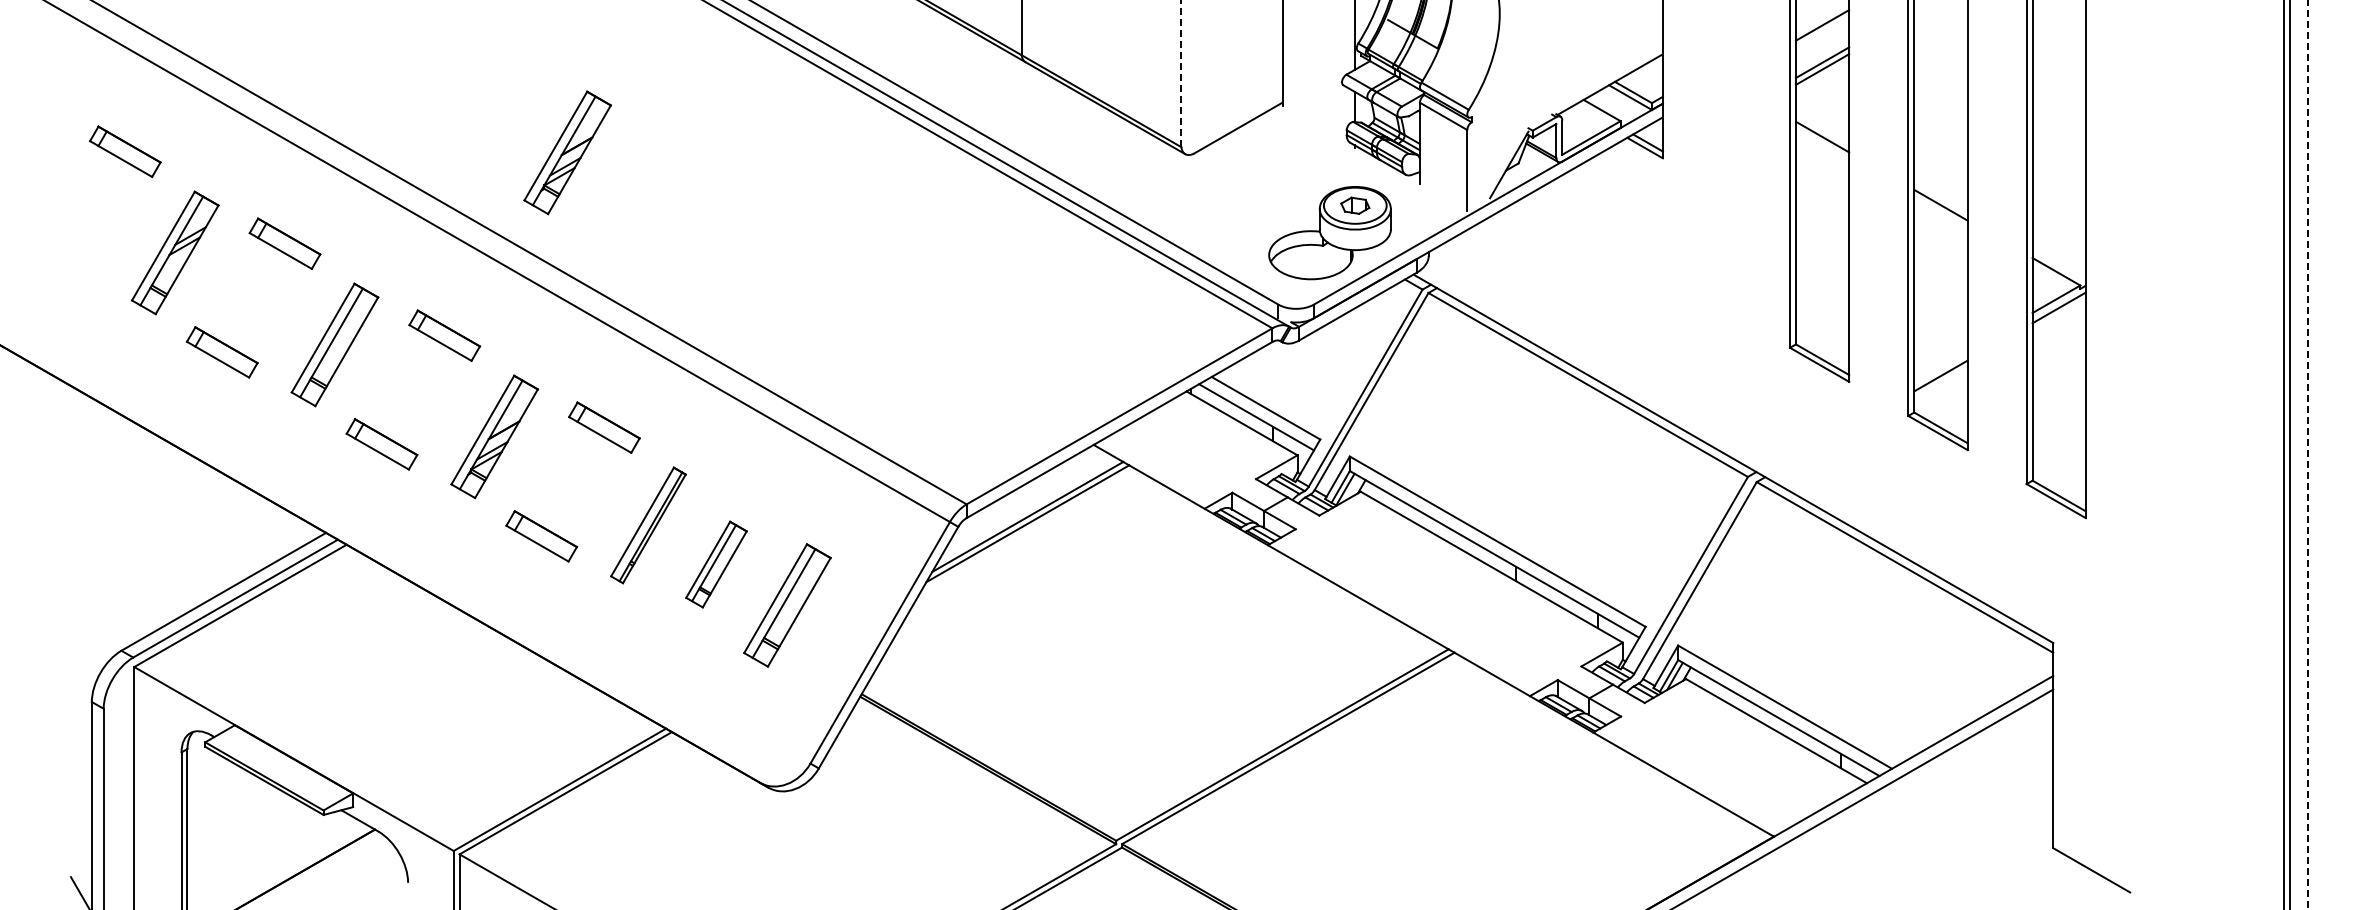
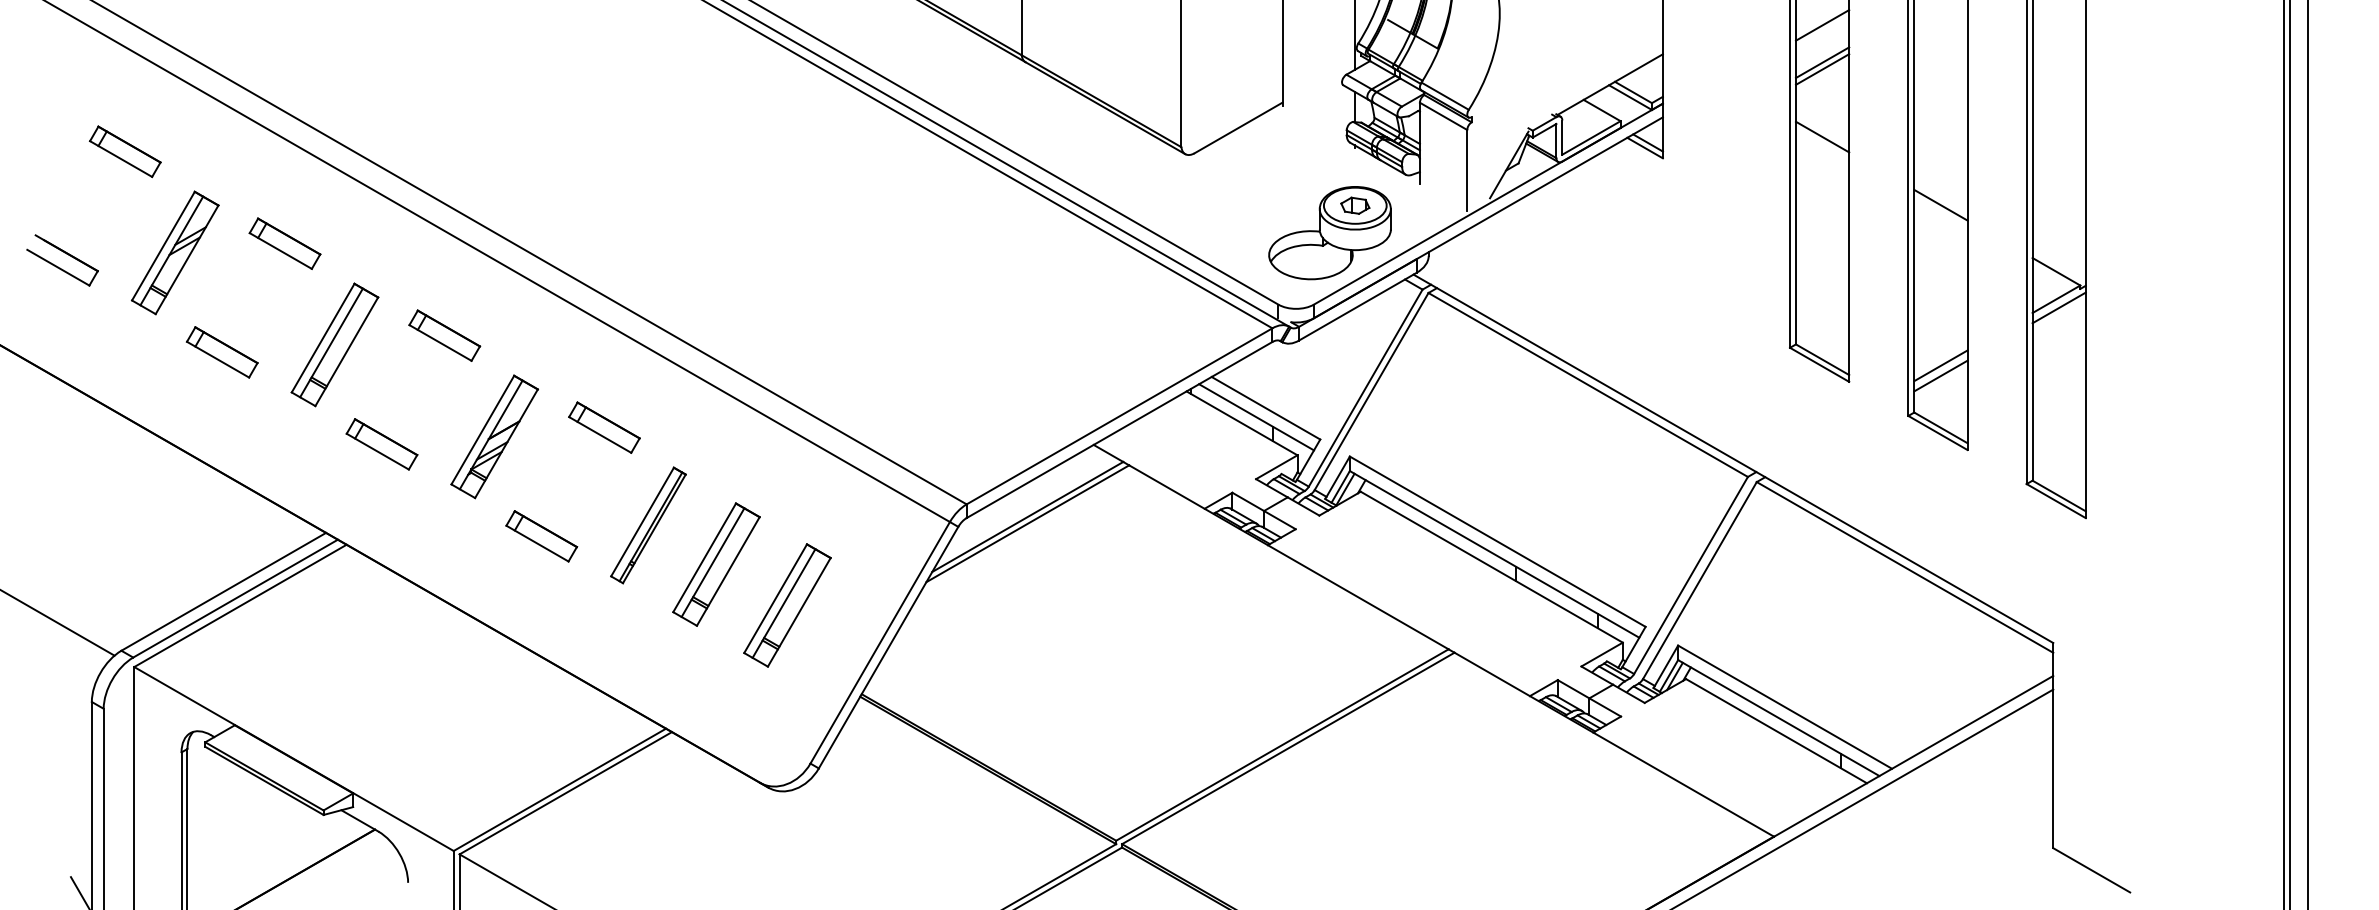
line: dashed -> solid (1181, 73)
part: present -> none (567, 152)
part: none -> present (66, 254)
line: none -> present (1940, 365)
line: dashed -> solid (2307, 455)
part size: 63x89 px -> 89x125 px (716, 564)
line: none -> present (58, 623)
